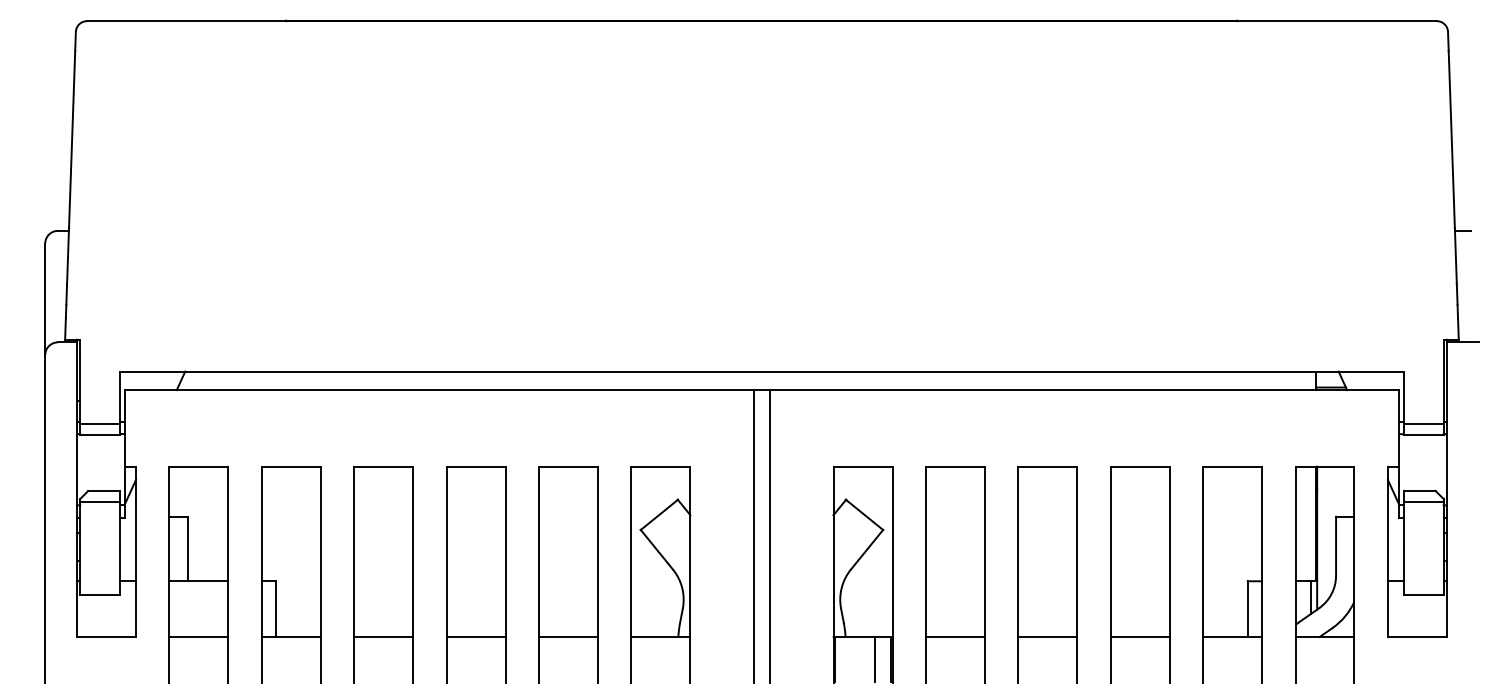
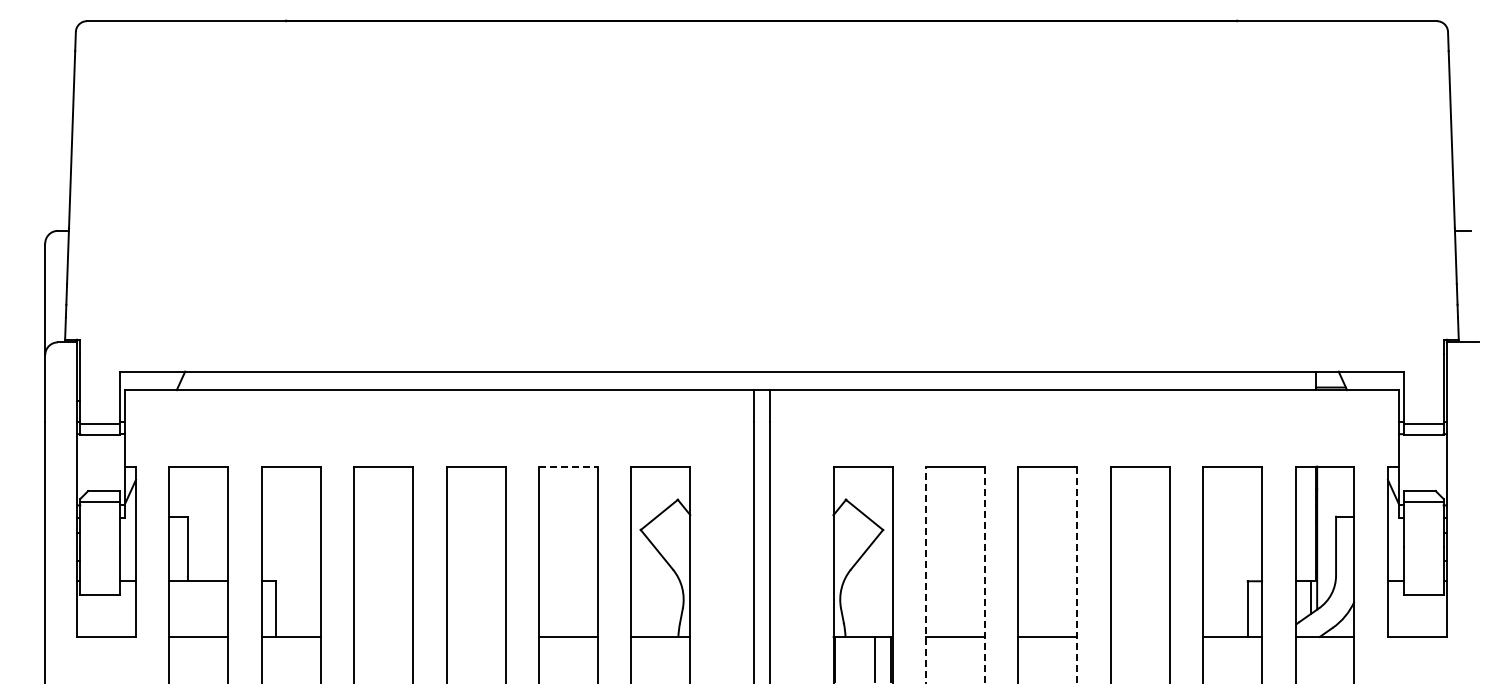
line: solid -> dashed (568, 466)
line: solid -> dashed (926, 574)
line: solid -> dashed (984, 575)
line: solid -> dashed (1077, 575)
line: present -> none (383, 637)
line: present -> none (475, 637)
line: present -> none (1139, 637)
